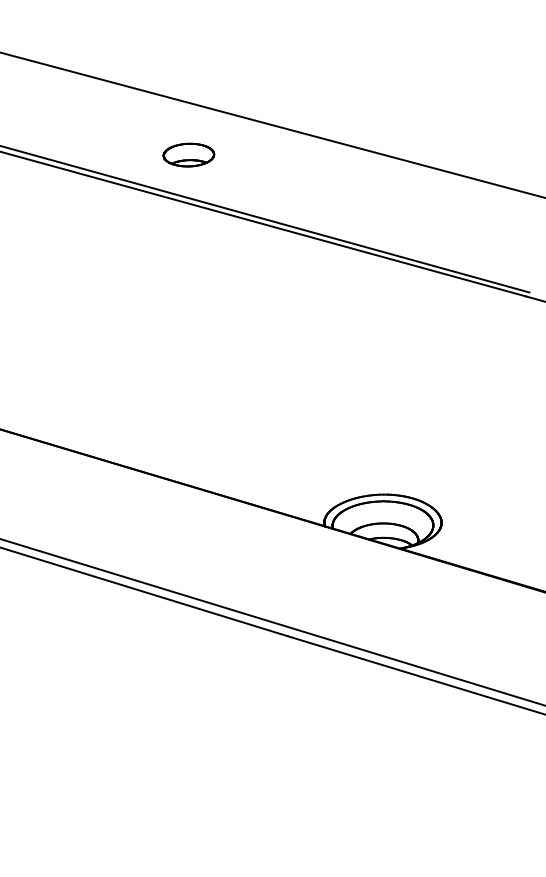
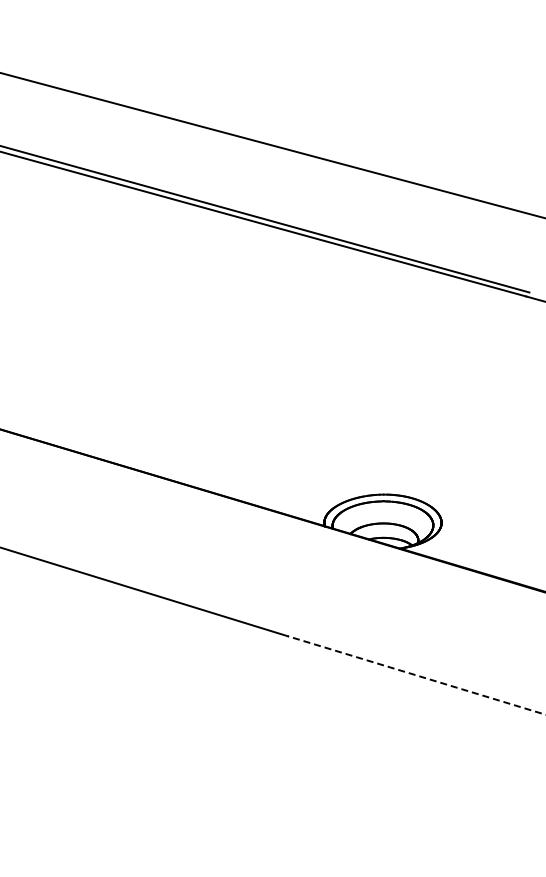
line position: (272, 125) -> (272, 145) (272, 145)
part: present -> none (188, 154)
line: present -> none (272, 621)
line: solid -> dashed (416, 675)
